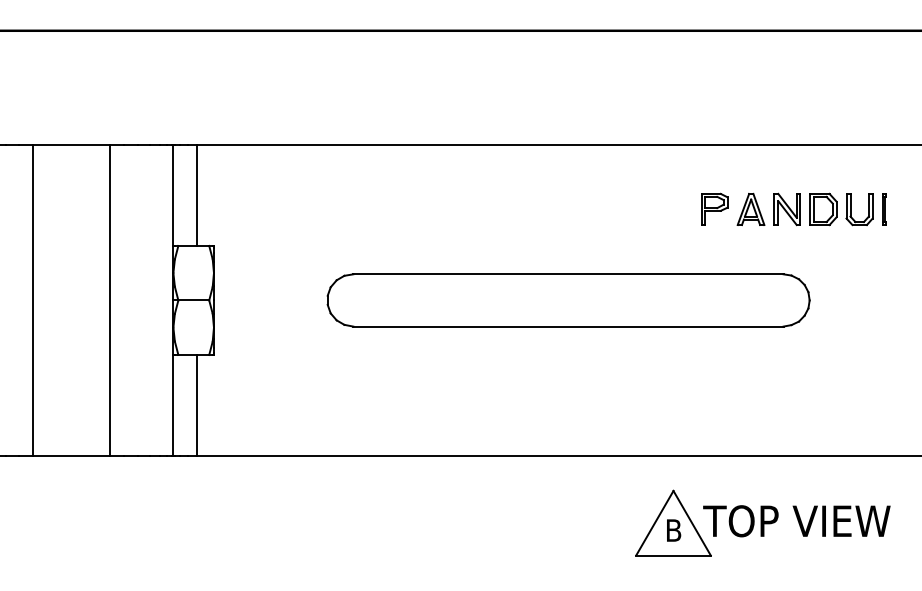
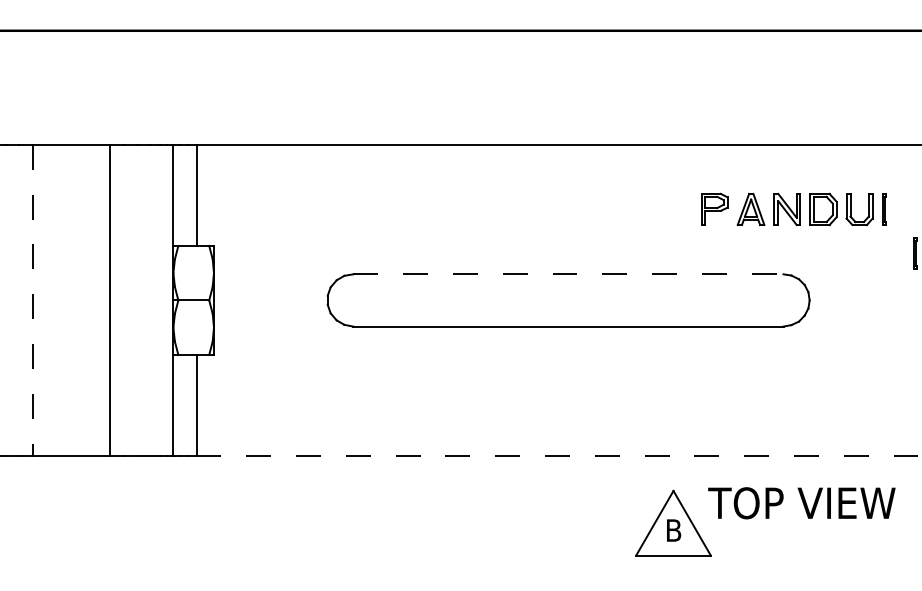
line: none -> present (915, 253)
line: solid -> dashed (568, 274)
line: solid -> dashed (33, 300)
line: solid -> dashed (559, 456)
text position: (796, 521) -> (801, 503) (801, 503)
